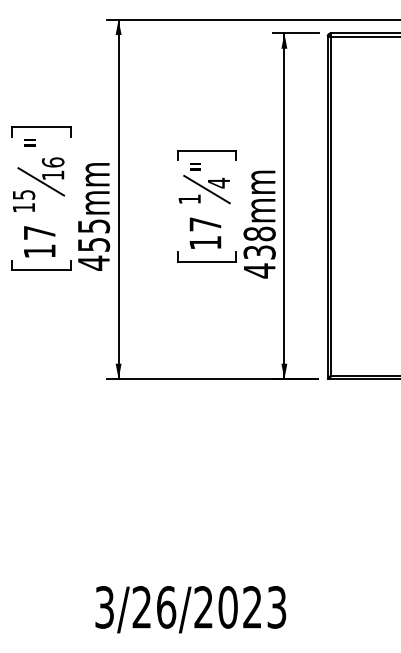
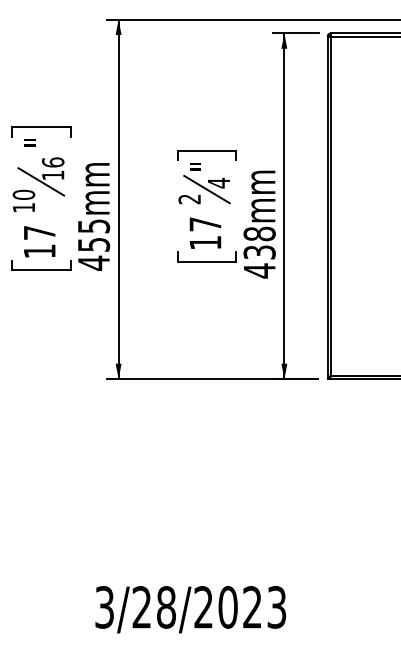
text: 15 -> 10 (23, 194)
text: 1 -> 2 (189, 199)
text: 3/26/2023 -> 3/28/2023 (166, 607)
